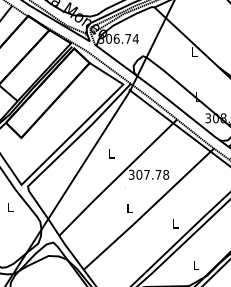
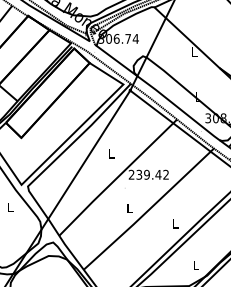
text: 307.78 -> 239.42 (148, 174)
